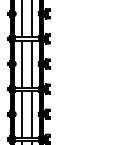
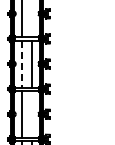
line: present -> none (32, 19)
line: solid -> dashed (21, 64)
line: present -> none (32, 113)
